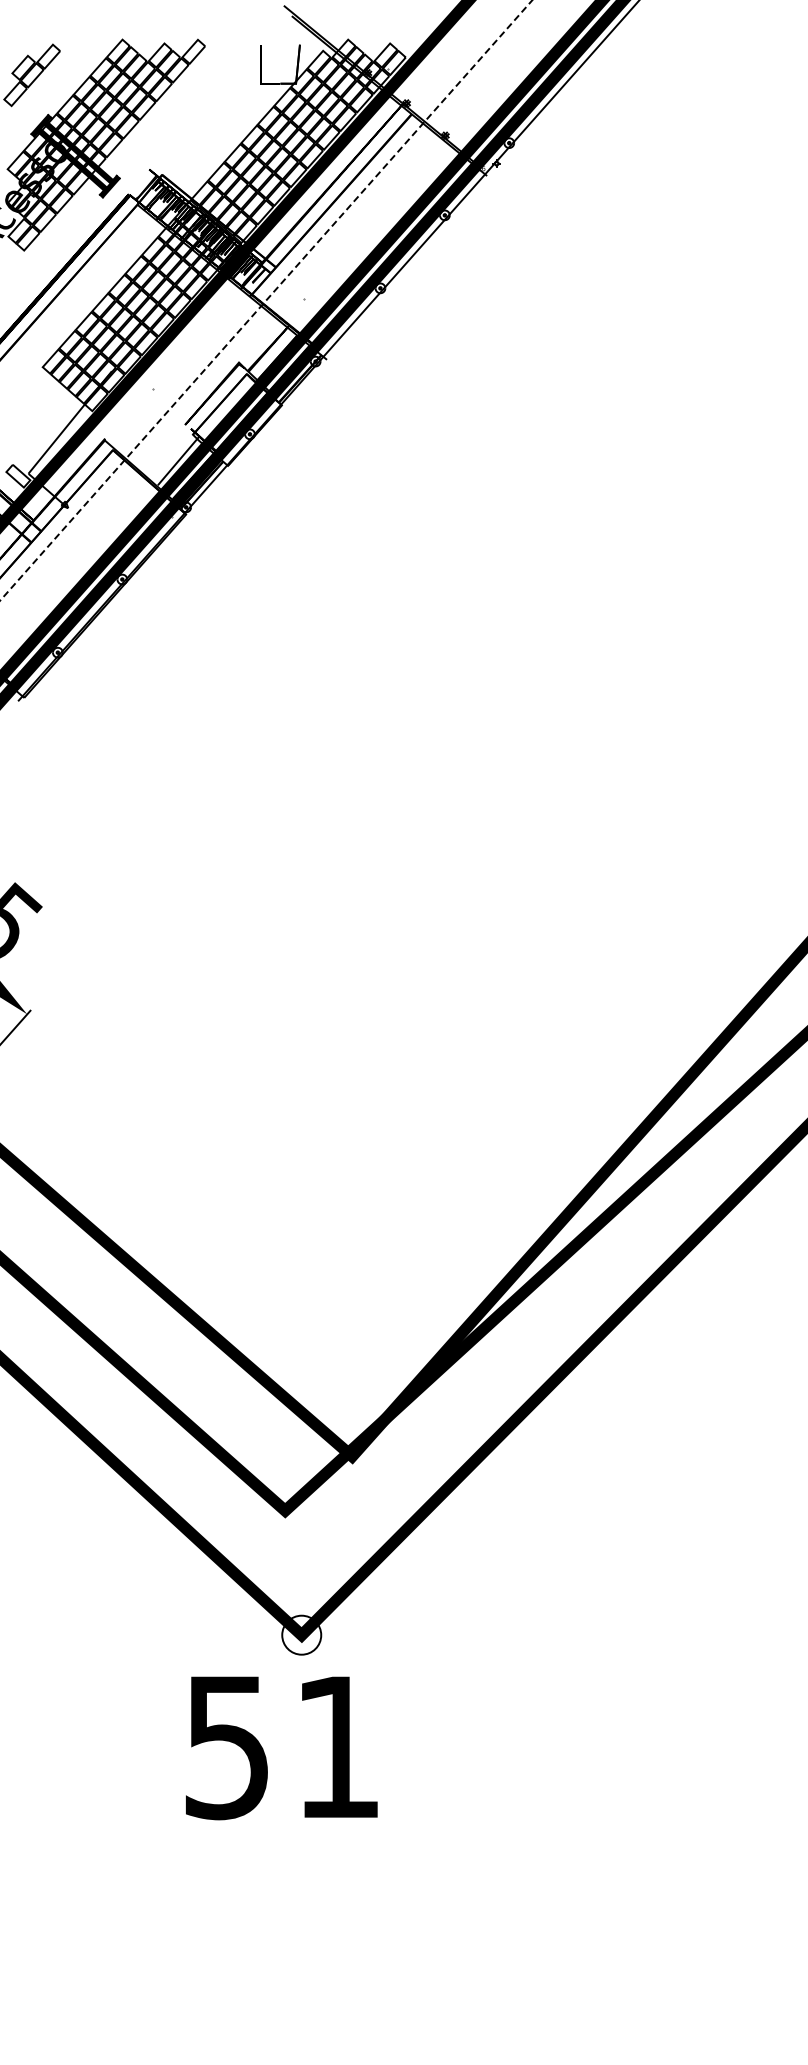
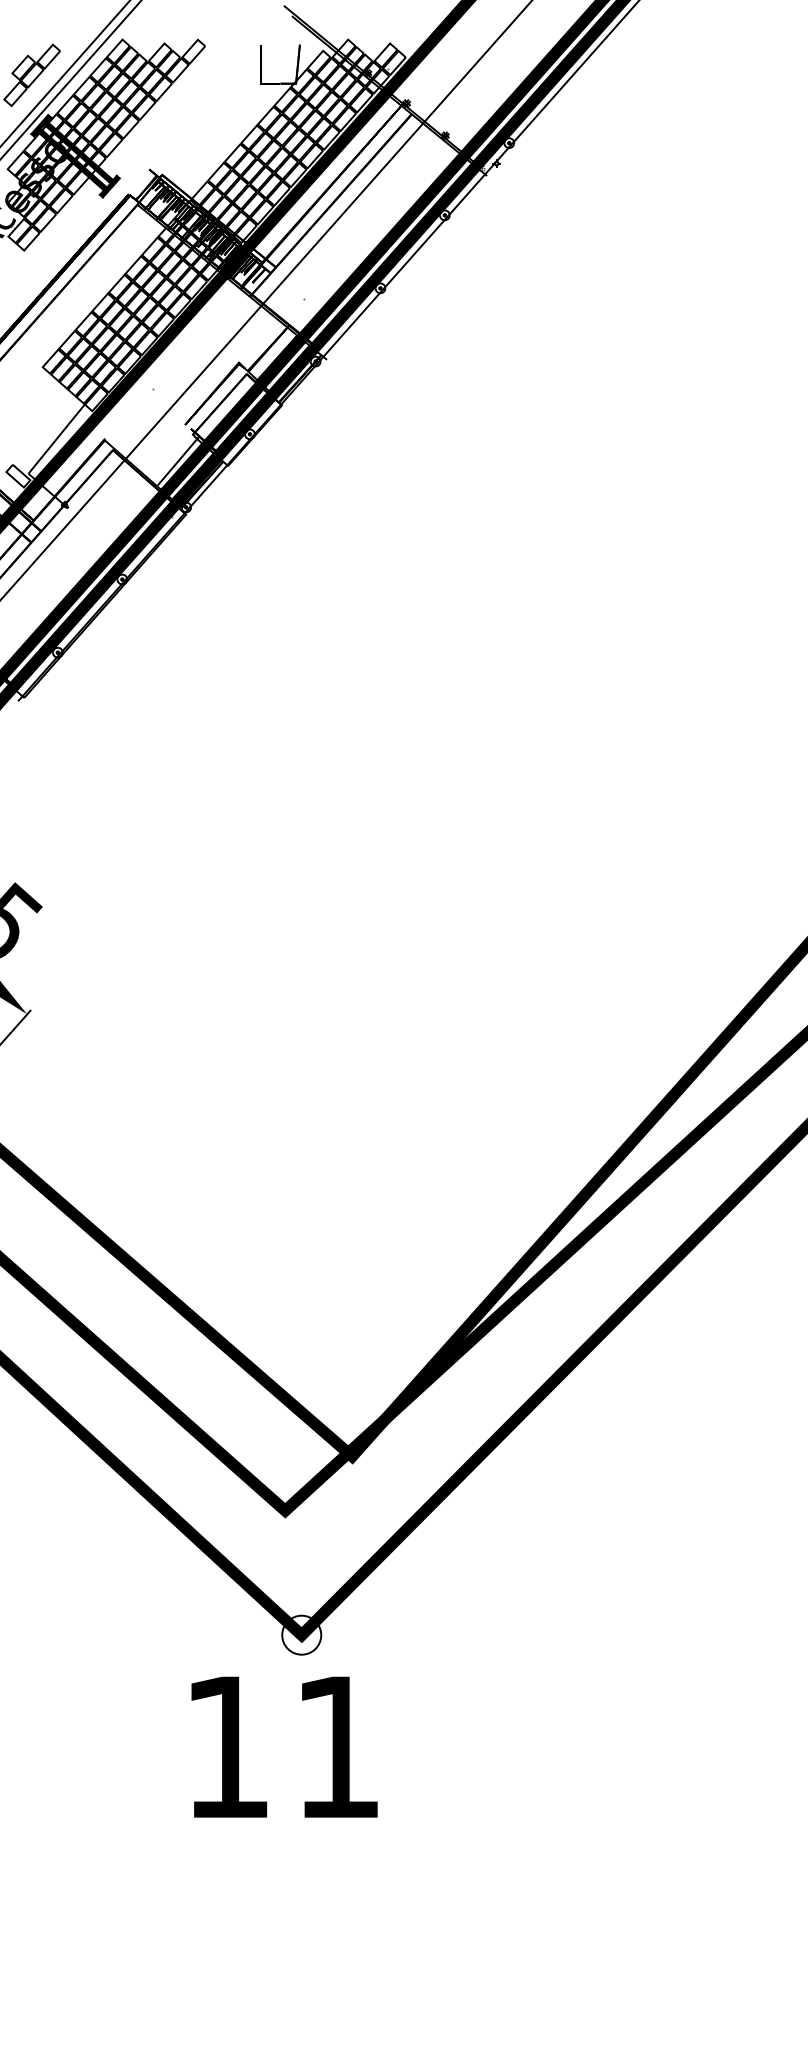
line: none -> present (65, 73)
line: none -> present (70, 79)
line: dashed -> solid (266, 300)
text: 51 -> 11 (226, 1748)
